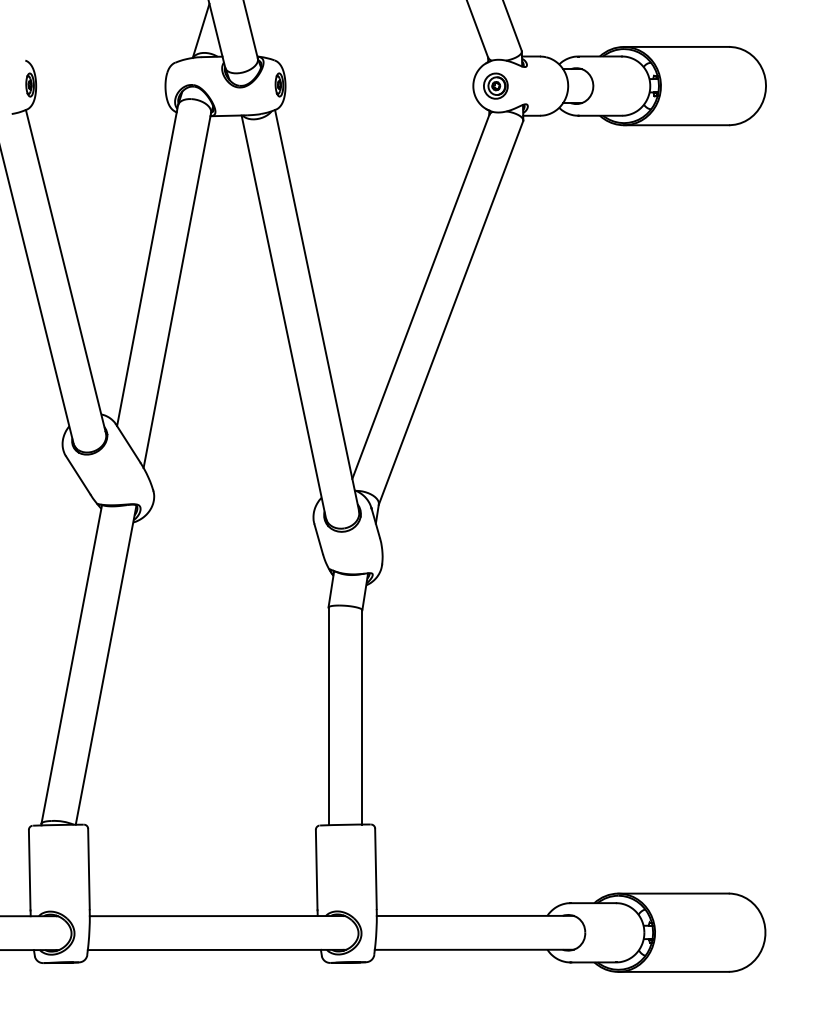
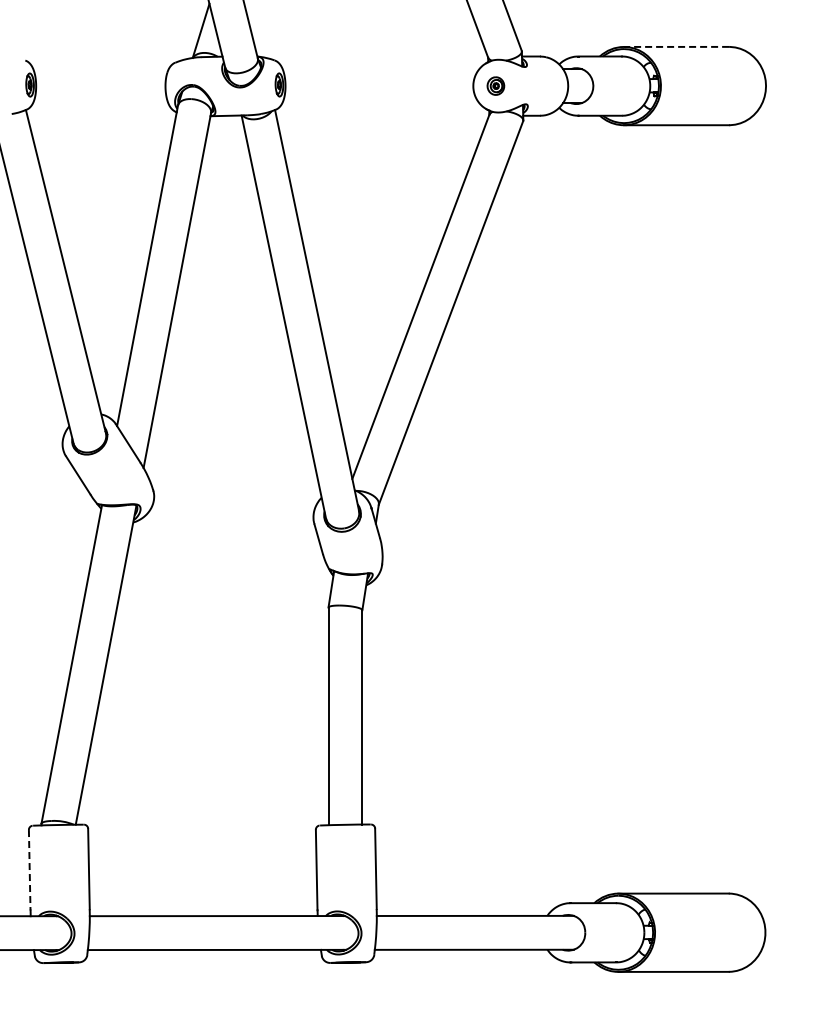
line: solid -> dashed (676, 46)
part size: 26x28 px -> 20x20 px (495, 85)
line: solid -> dashed (29, 870)
